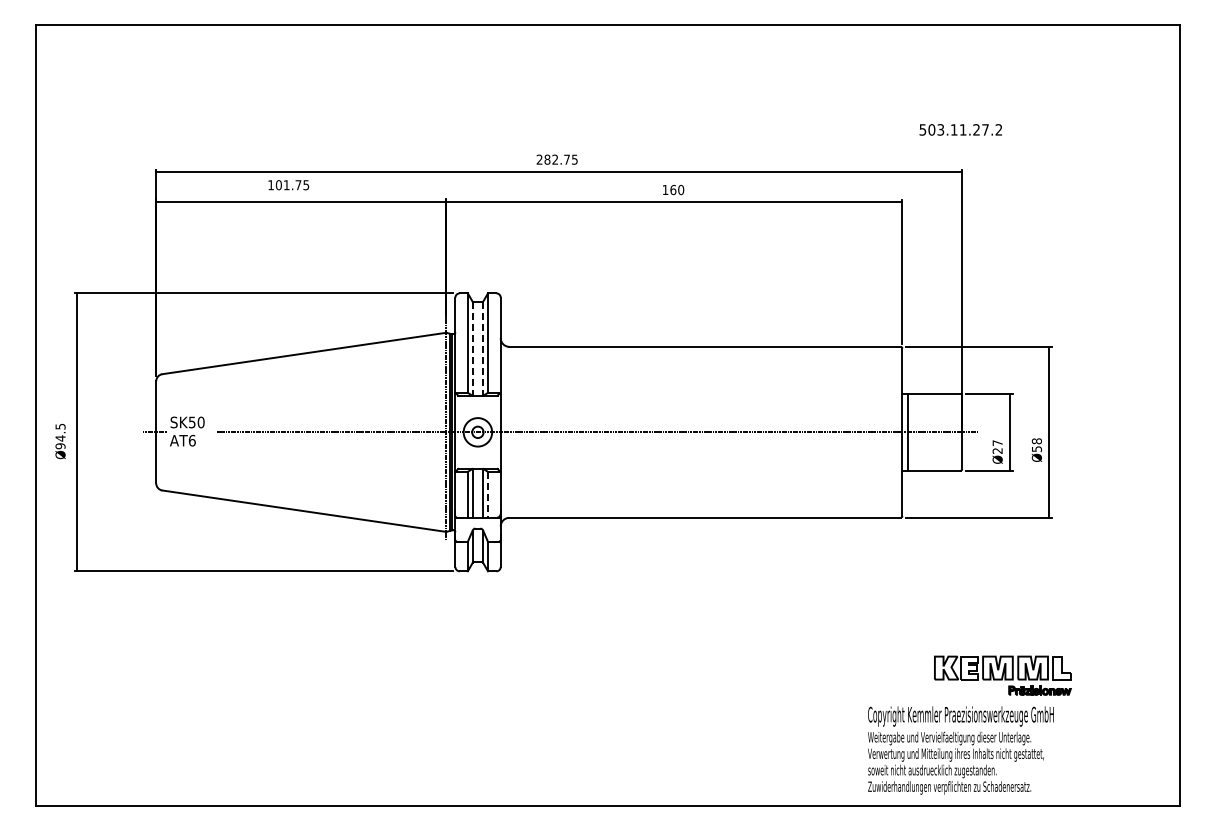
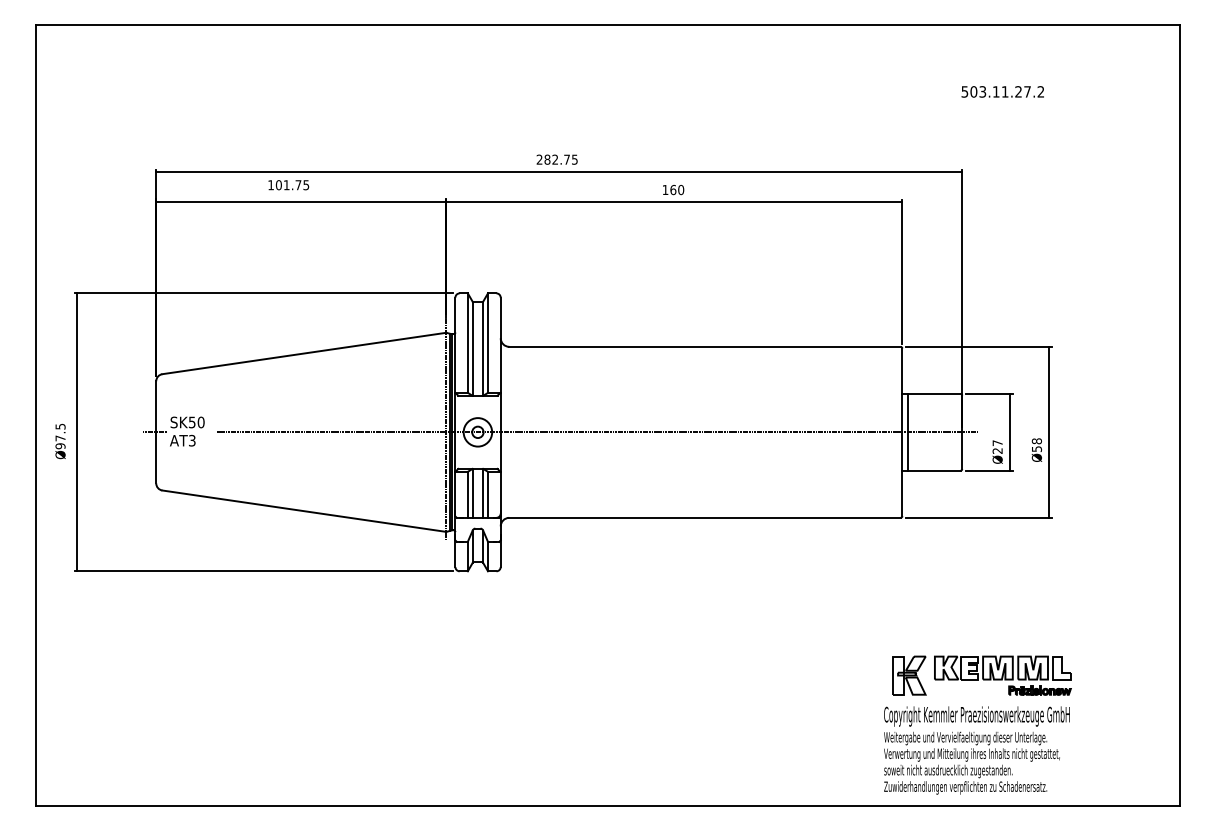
text position: (960, 129) -> (1002, 91) (1002, 91)
line: dashed -> solid (472, 349)
line: dashed -> solid (483, 349)
text: Ø94.5 -> Ø97.5 (60, 438)
text: AT6 -> AT3 (191, 440)
line: dashed -> solid (488, 495)
part: none -> present (909, 675)
text position: (960, 750) -> (976, 750) (976, 750)
